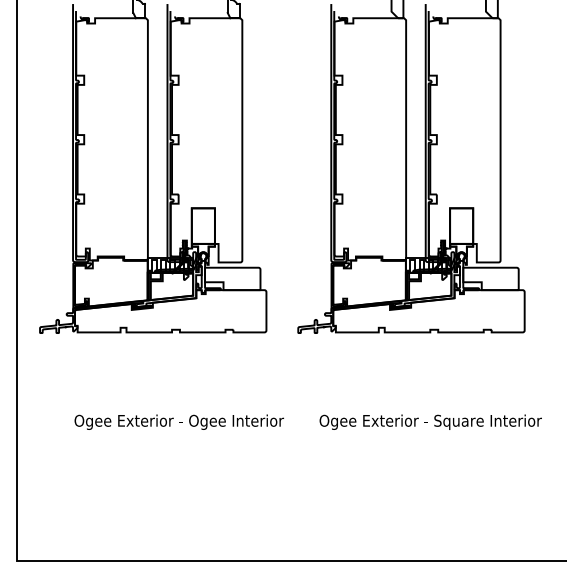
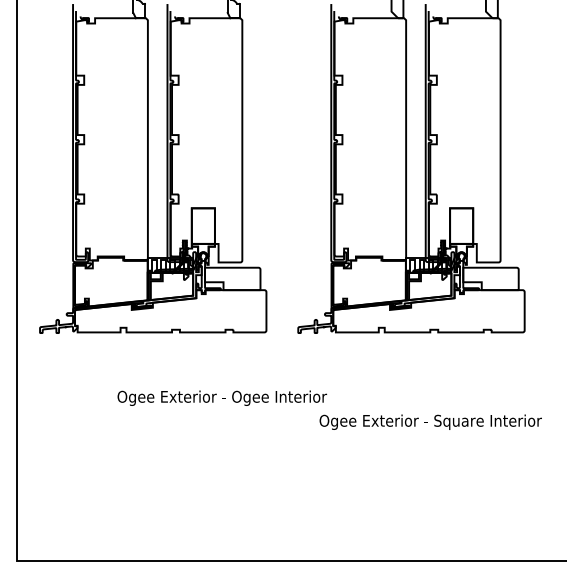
text position: (178, 421) -> (221, 397) (221, 397)
